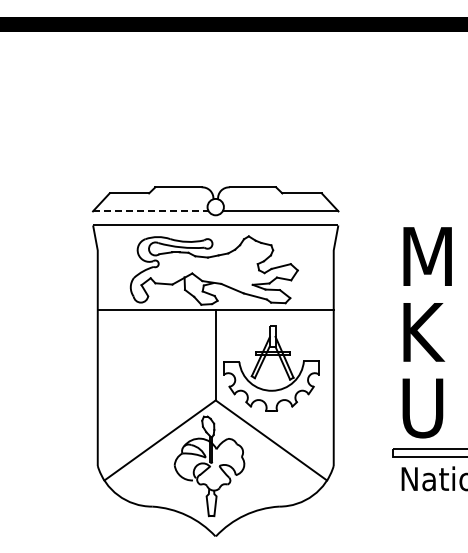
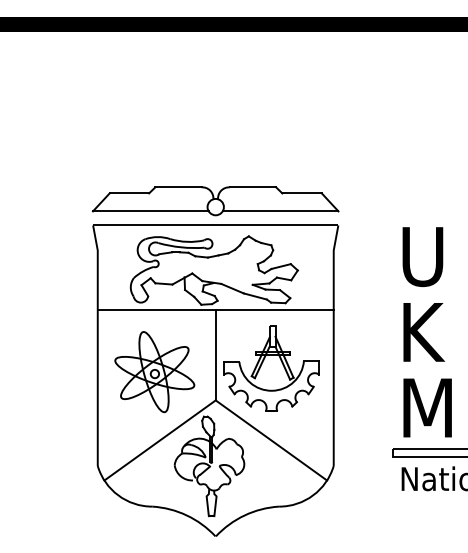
line: dashed -> solid (150, 211)
text: M -> U (426, 257)
part: none -> present (154, 372)
text: U -> M (426, 408)
